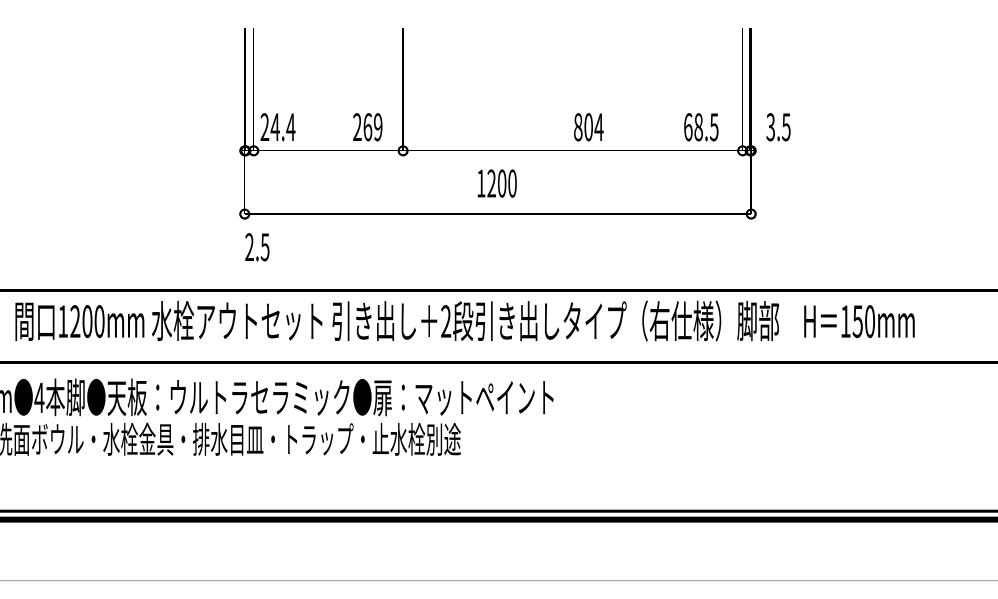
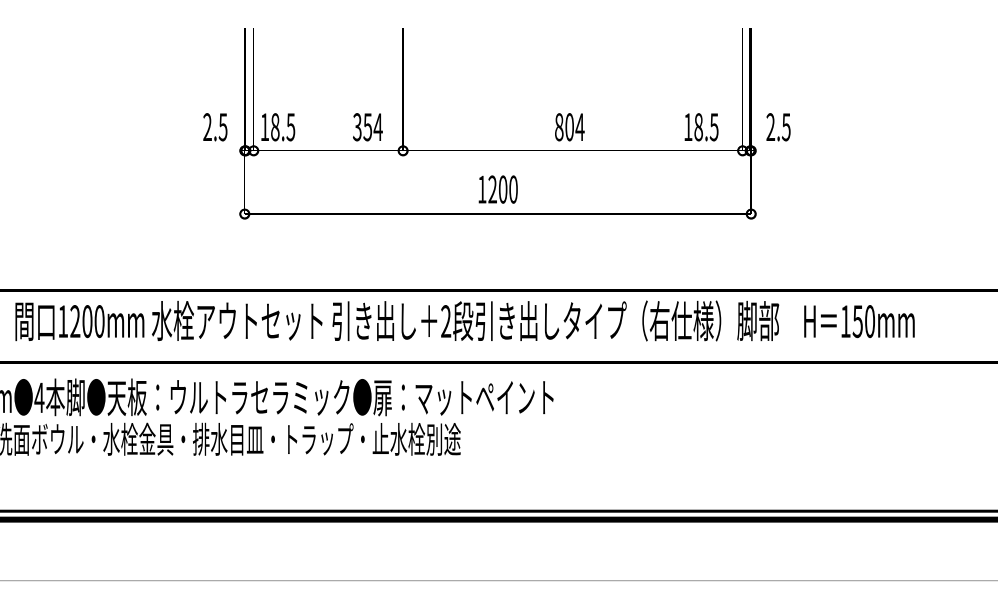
text: 24.4 -> 18.5 (277, 127)
text: 269 -> 354 (367, 127)
text position: (588, 127) -> (569, 127) (569, 127)
text: 68.5 -> 18.5 (688, 127)
text: 3.5 -> 2.5 (770, 127)
text position: (496, 183) -> (497, 189) (497, 189)
text position: (257, 247) -> (215, 127) (215, 127)
